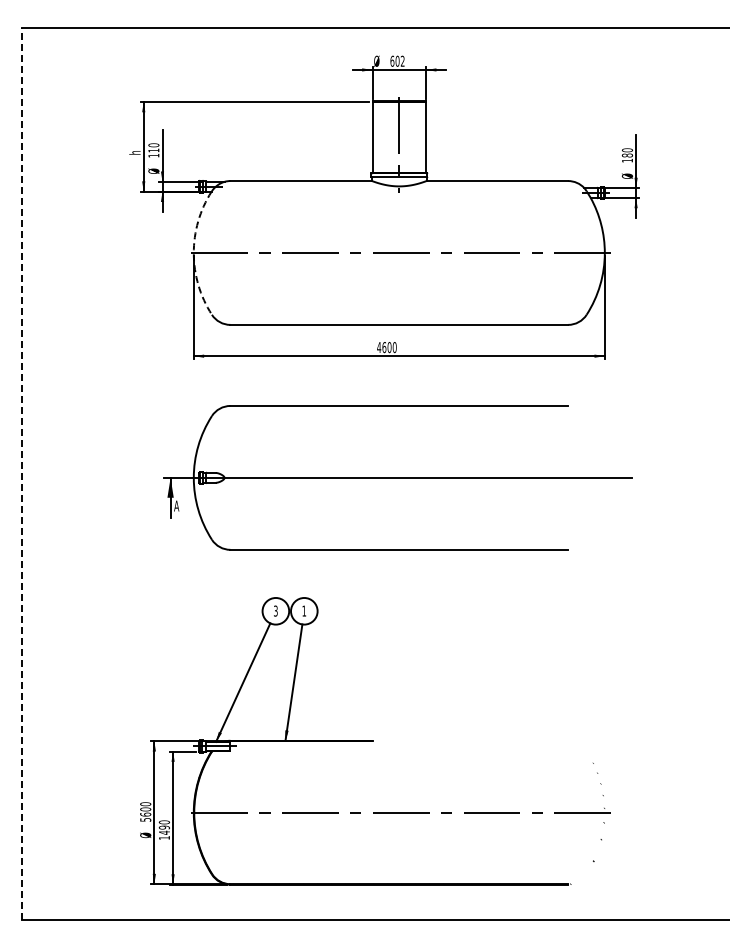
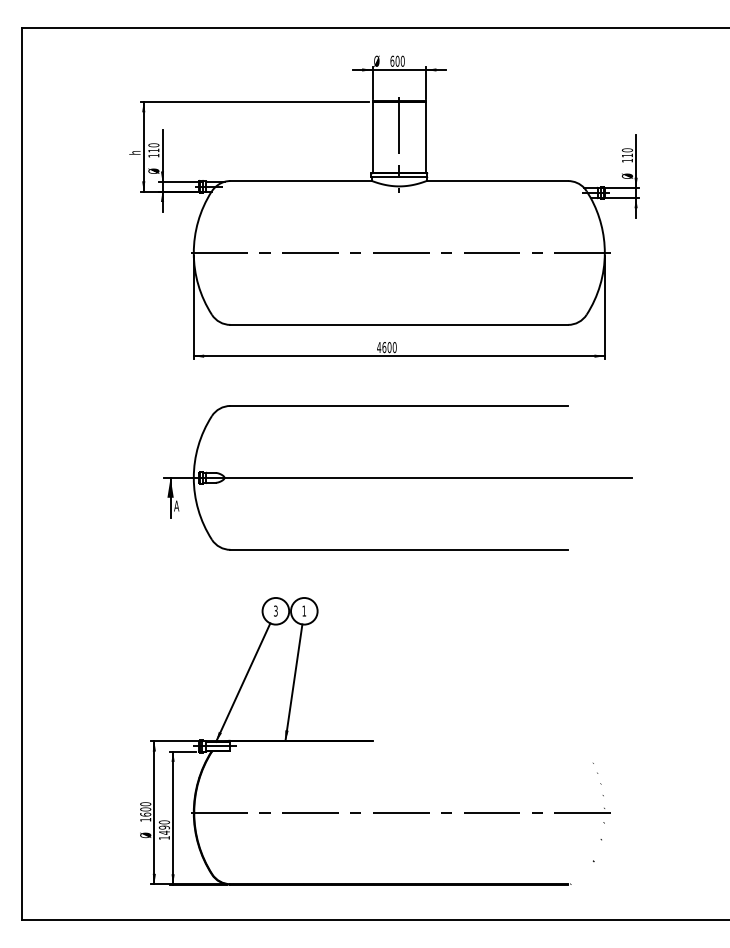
text: 602 -> 600 (402, 61)
text: 180 -> 110 (627, 155)
arc: dashed -> solid (193, 253)
line: dashed -> solid (22, 473)
text: 5600 -> 1600 (145, 819)
